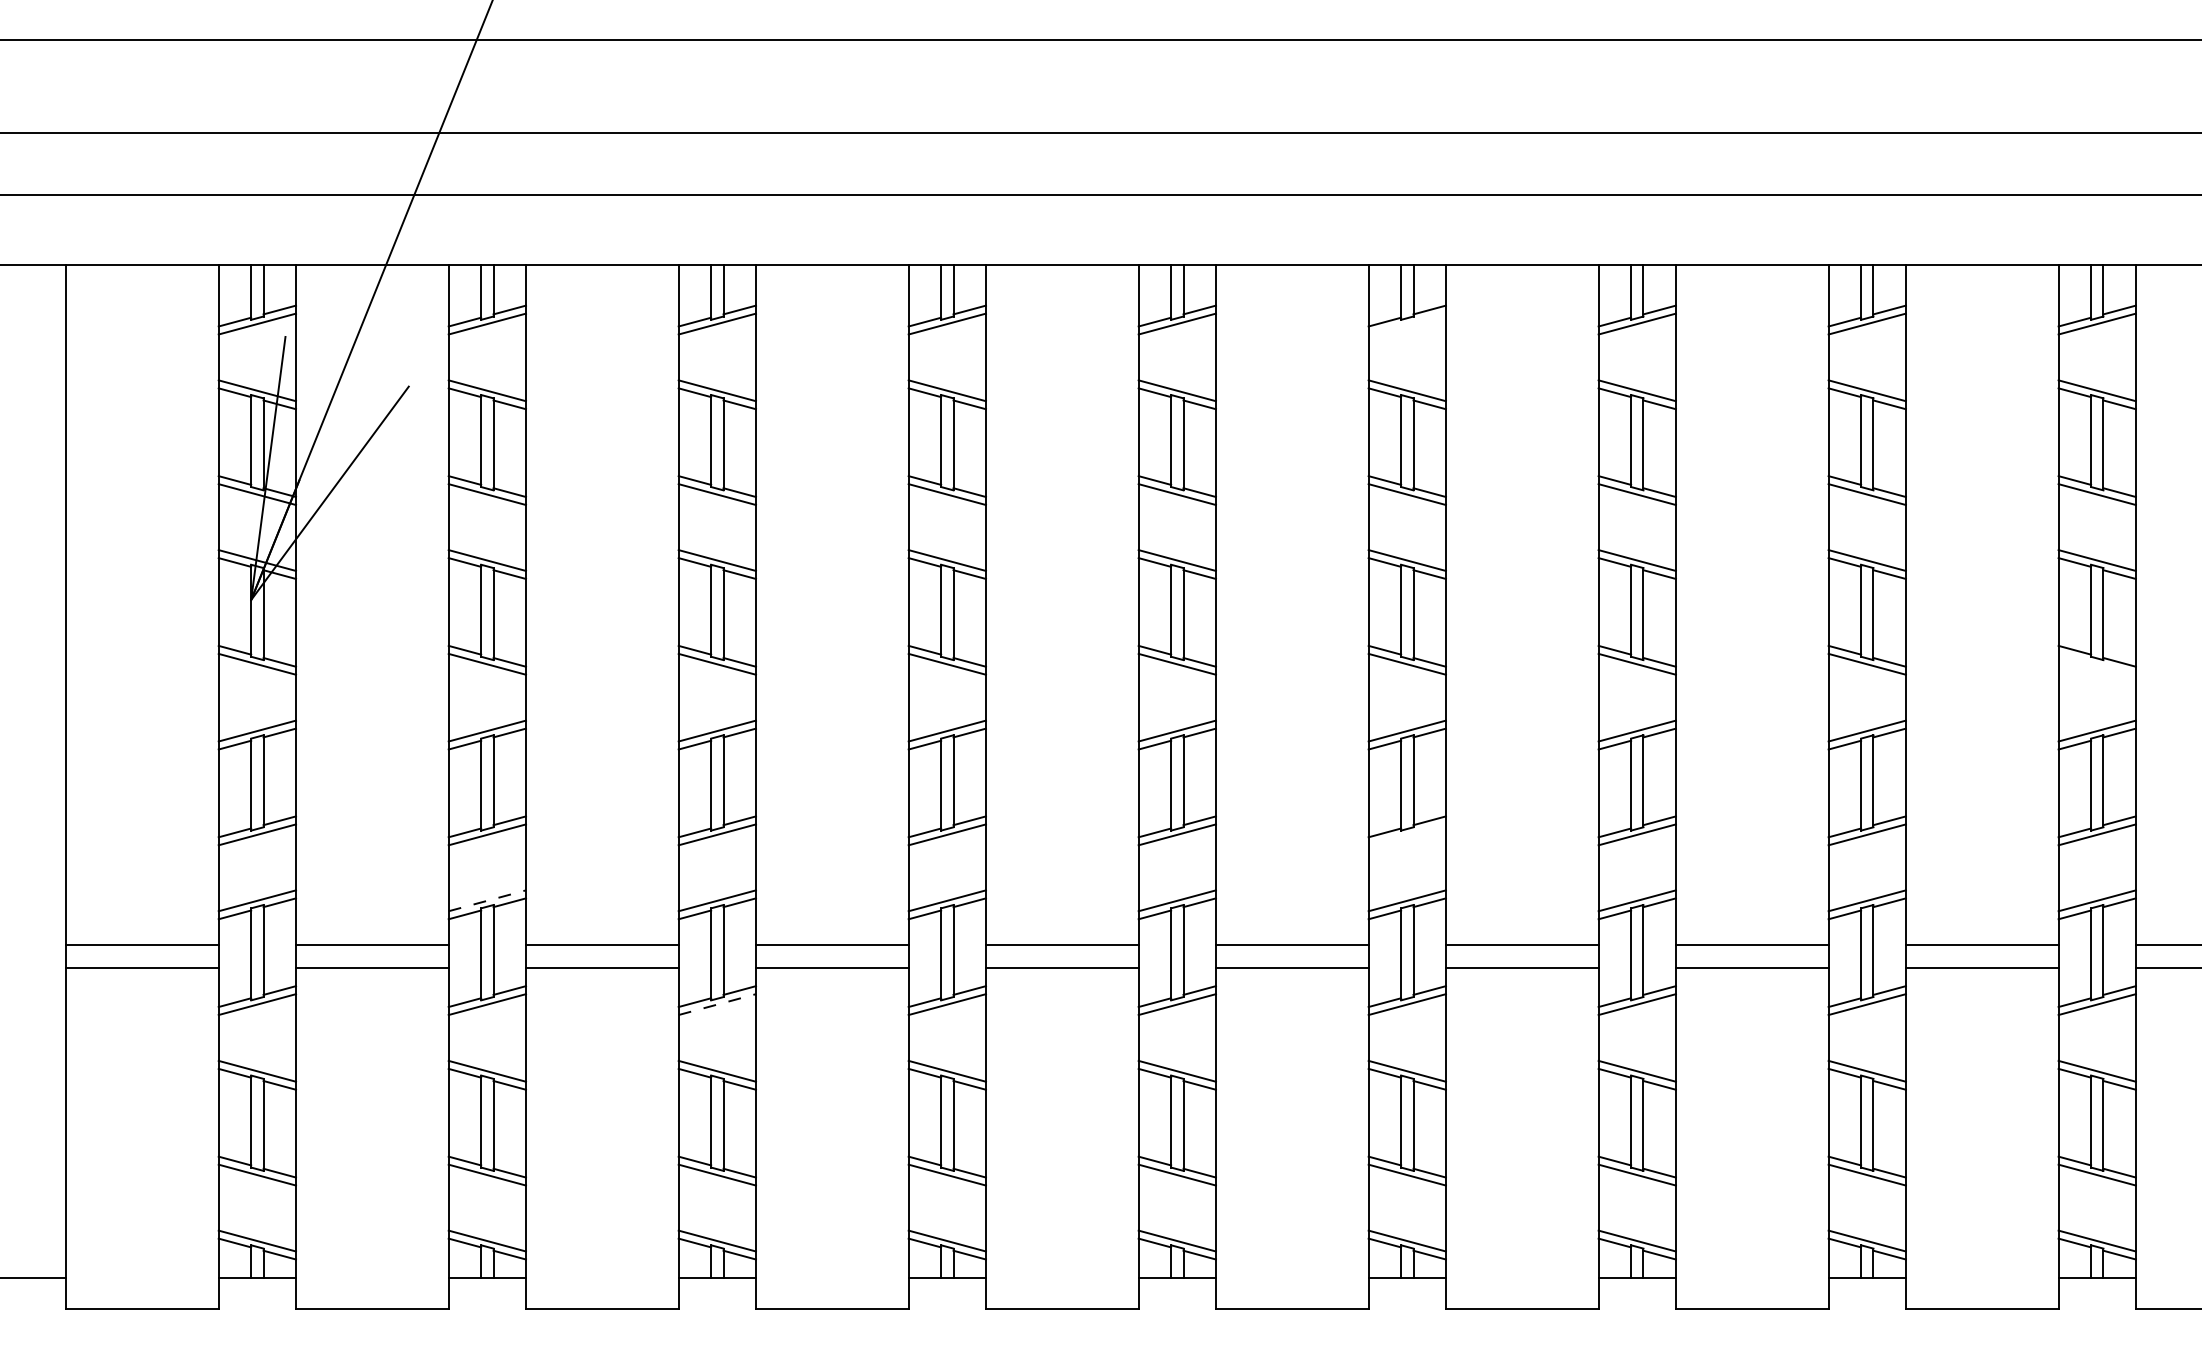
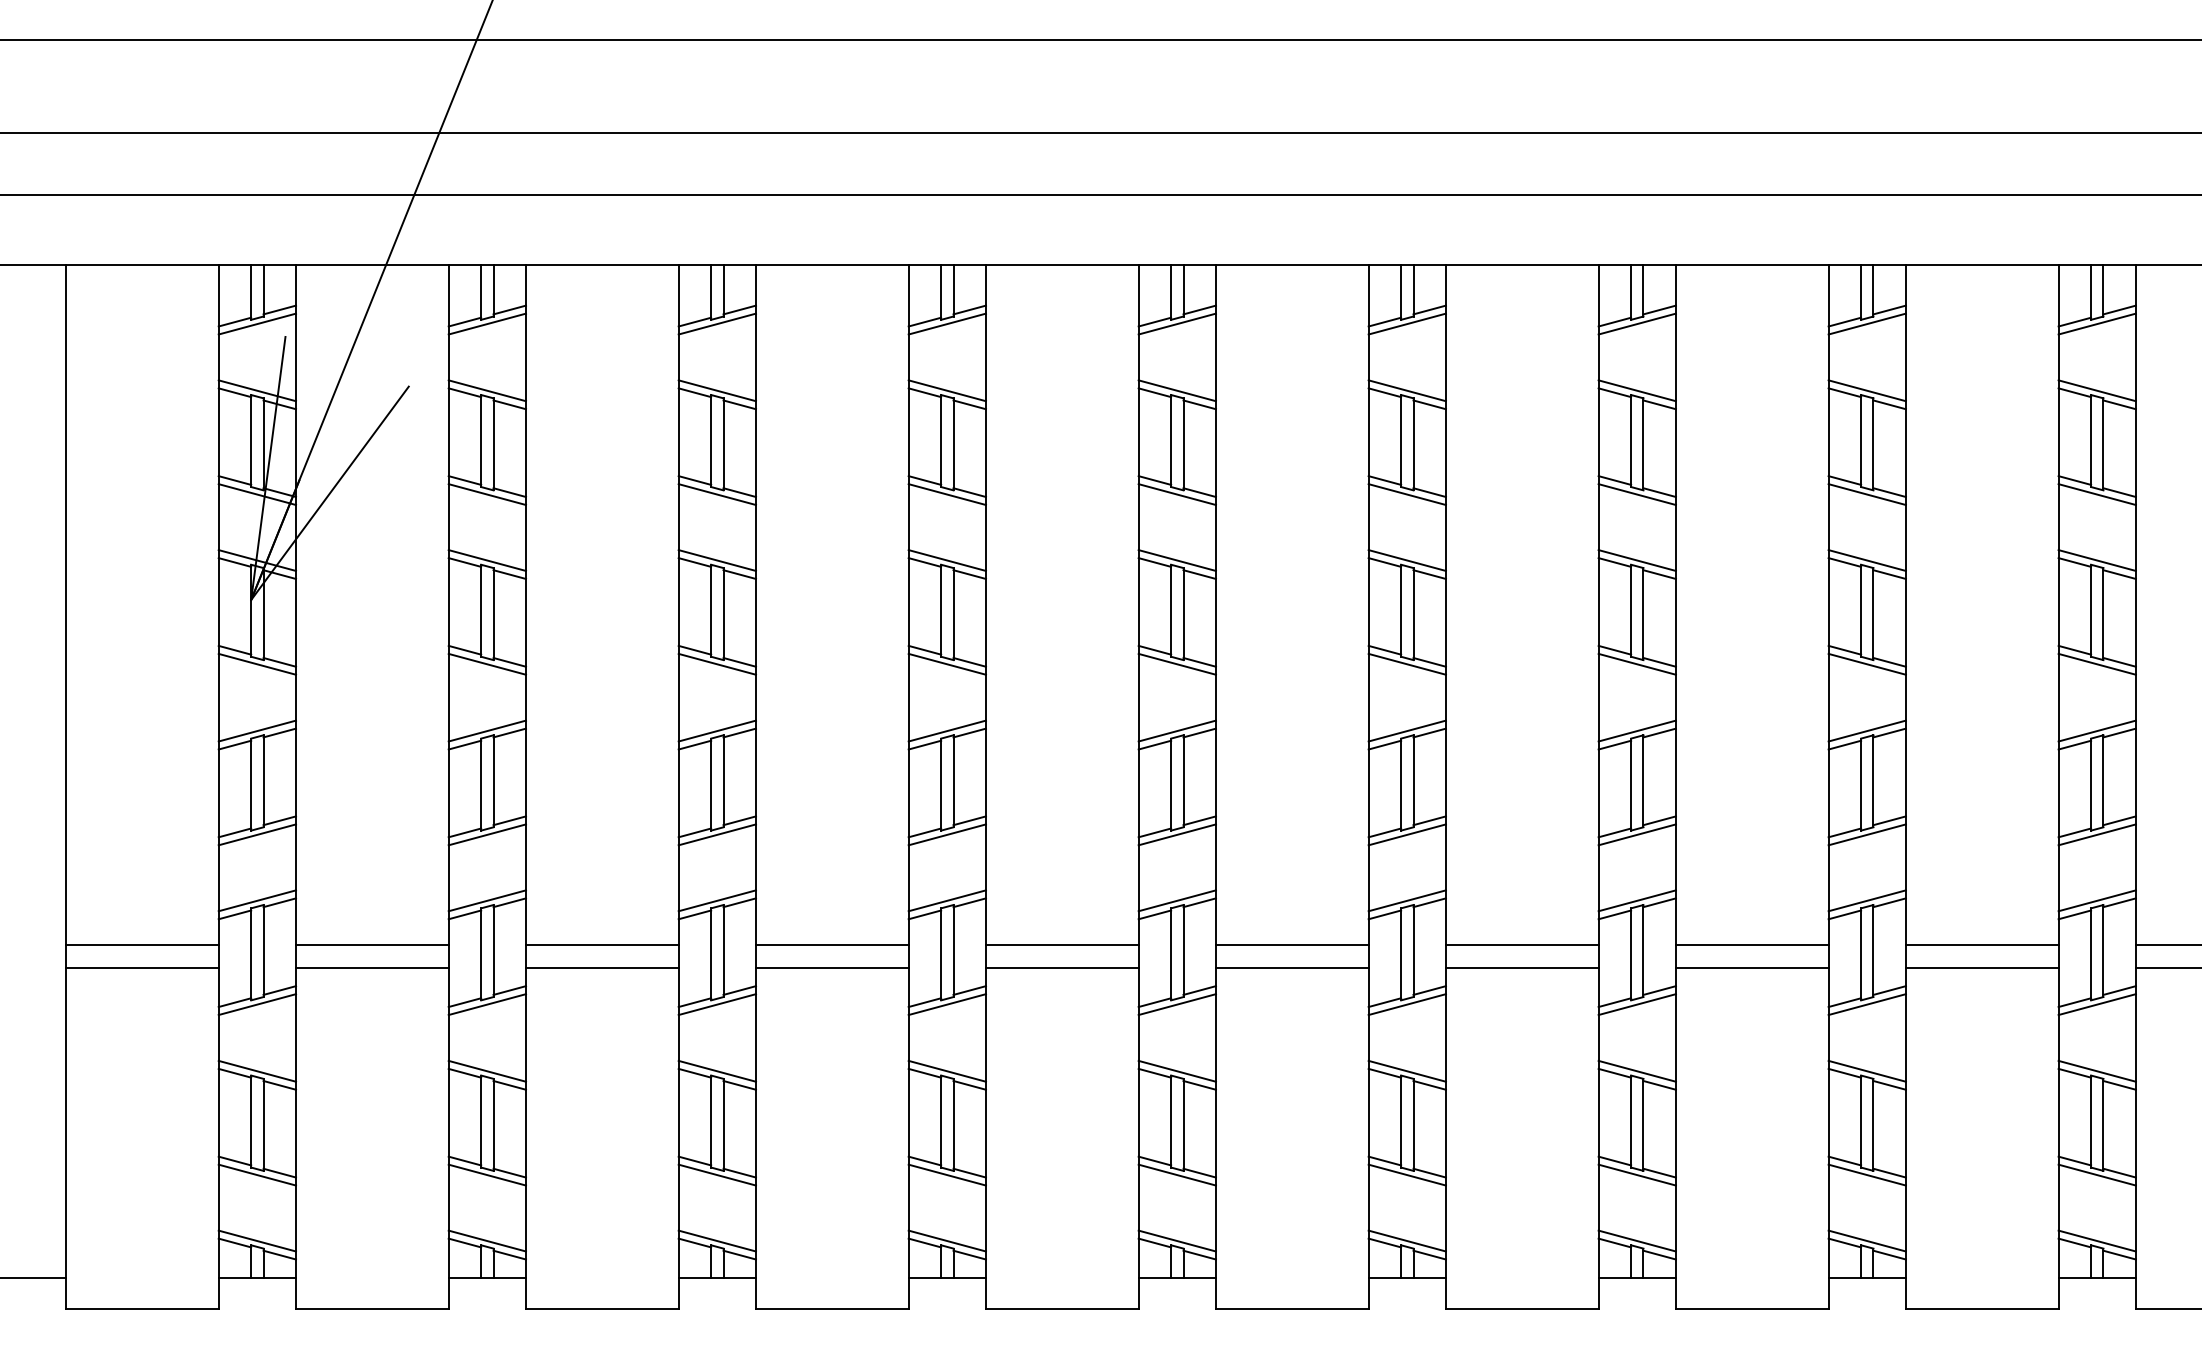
line: none -> present (1406, 323)
line: none -> present (2096, 663)
line: none -> present (1406, 834)
line: dashed -> solid (487, 900)
line: dashed -> solid (717, 1004)
